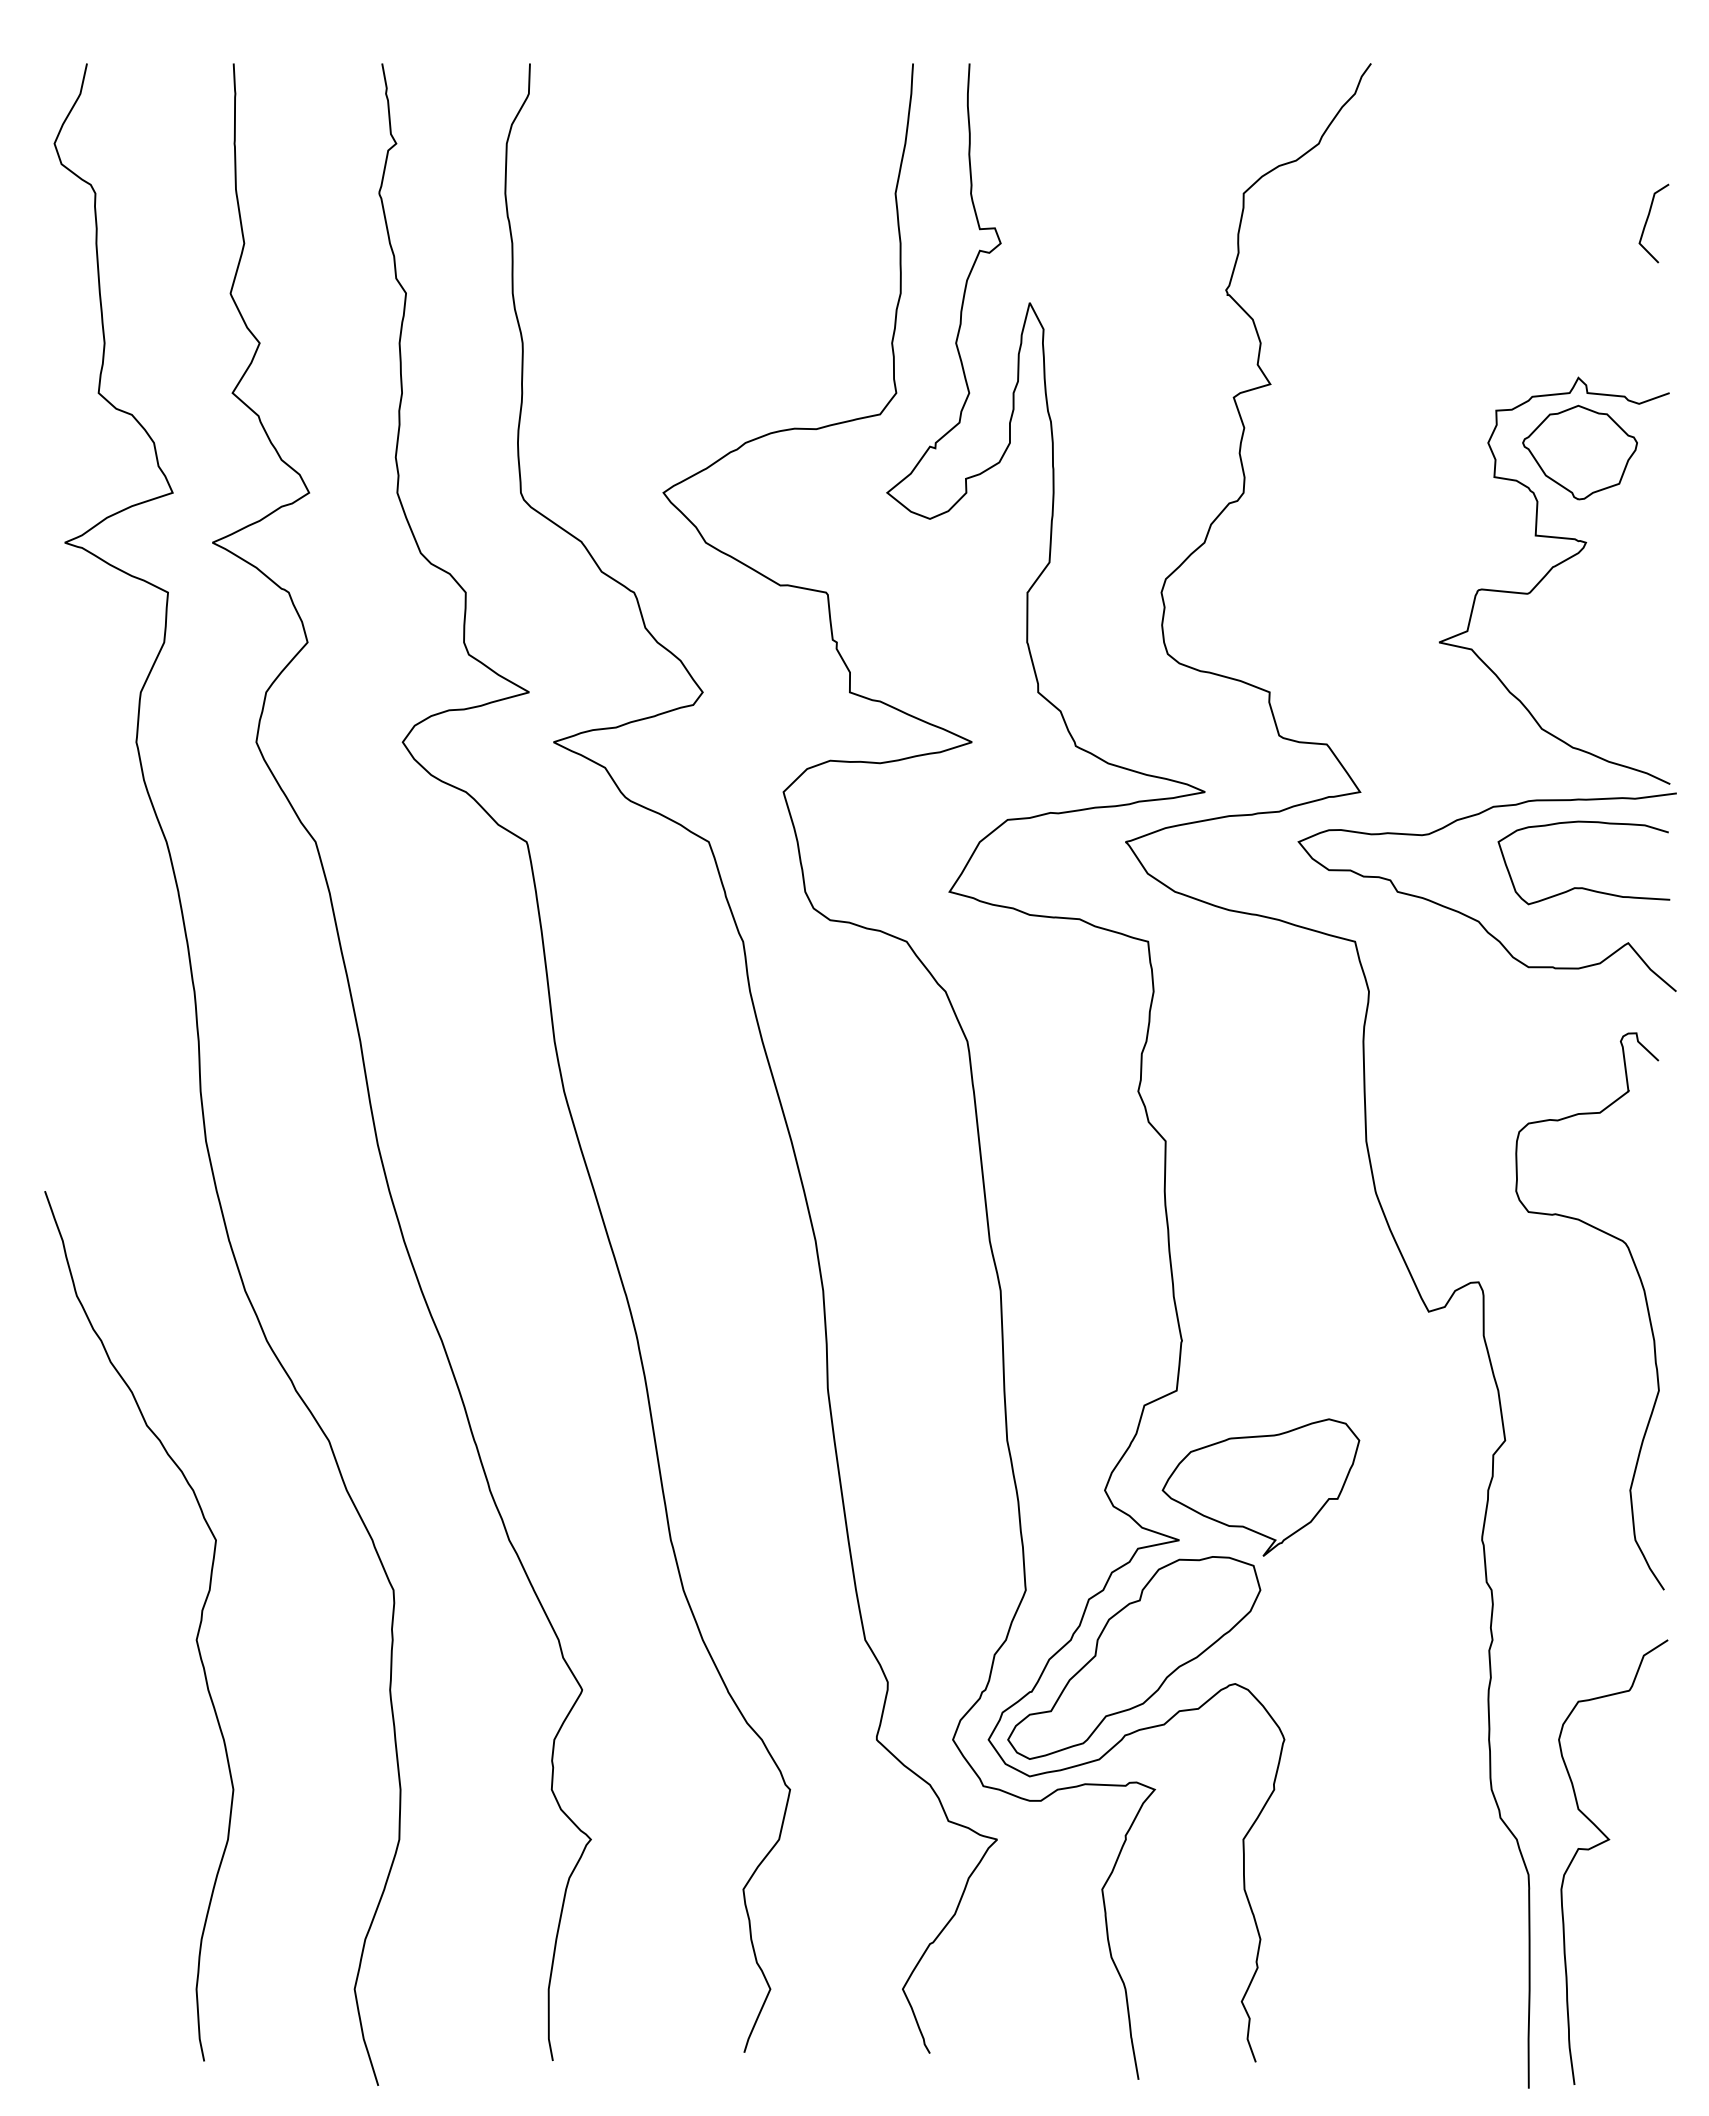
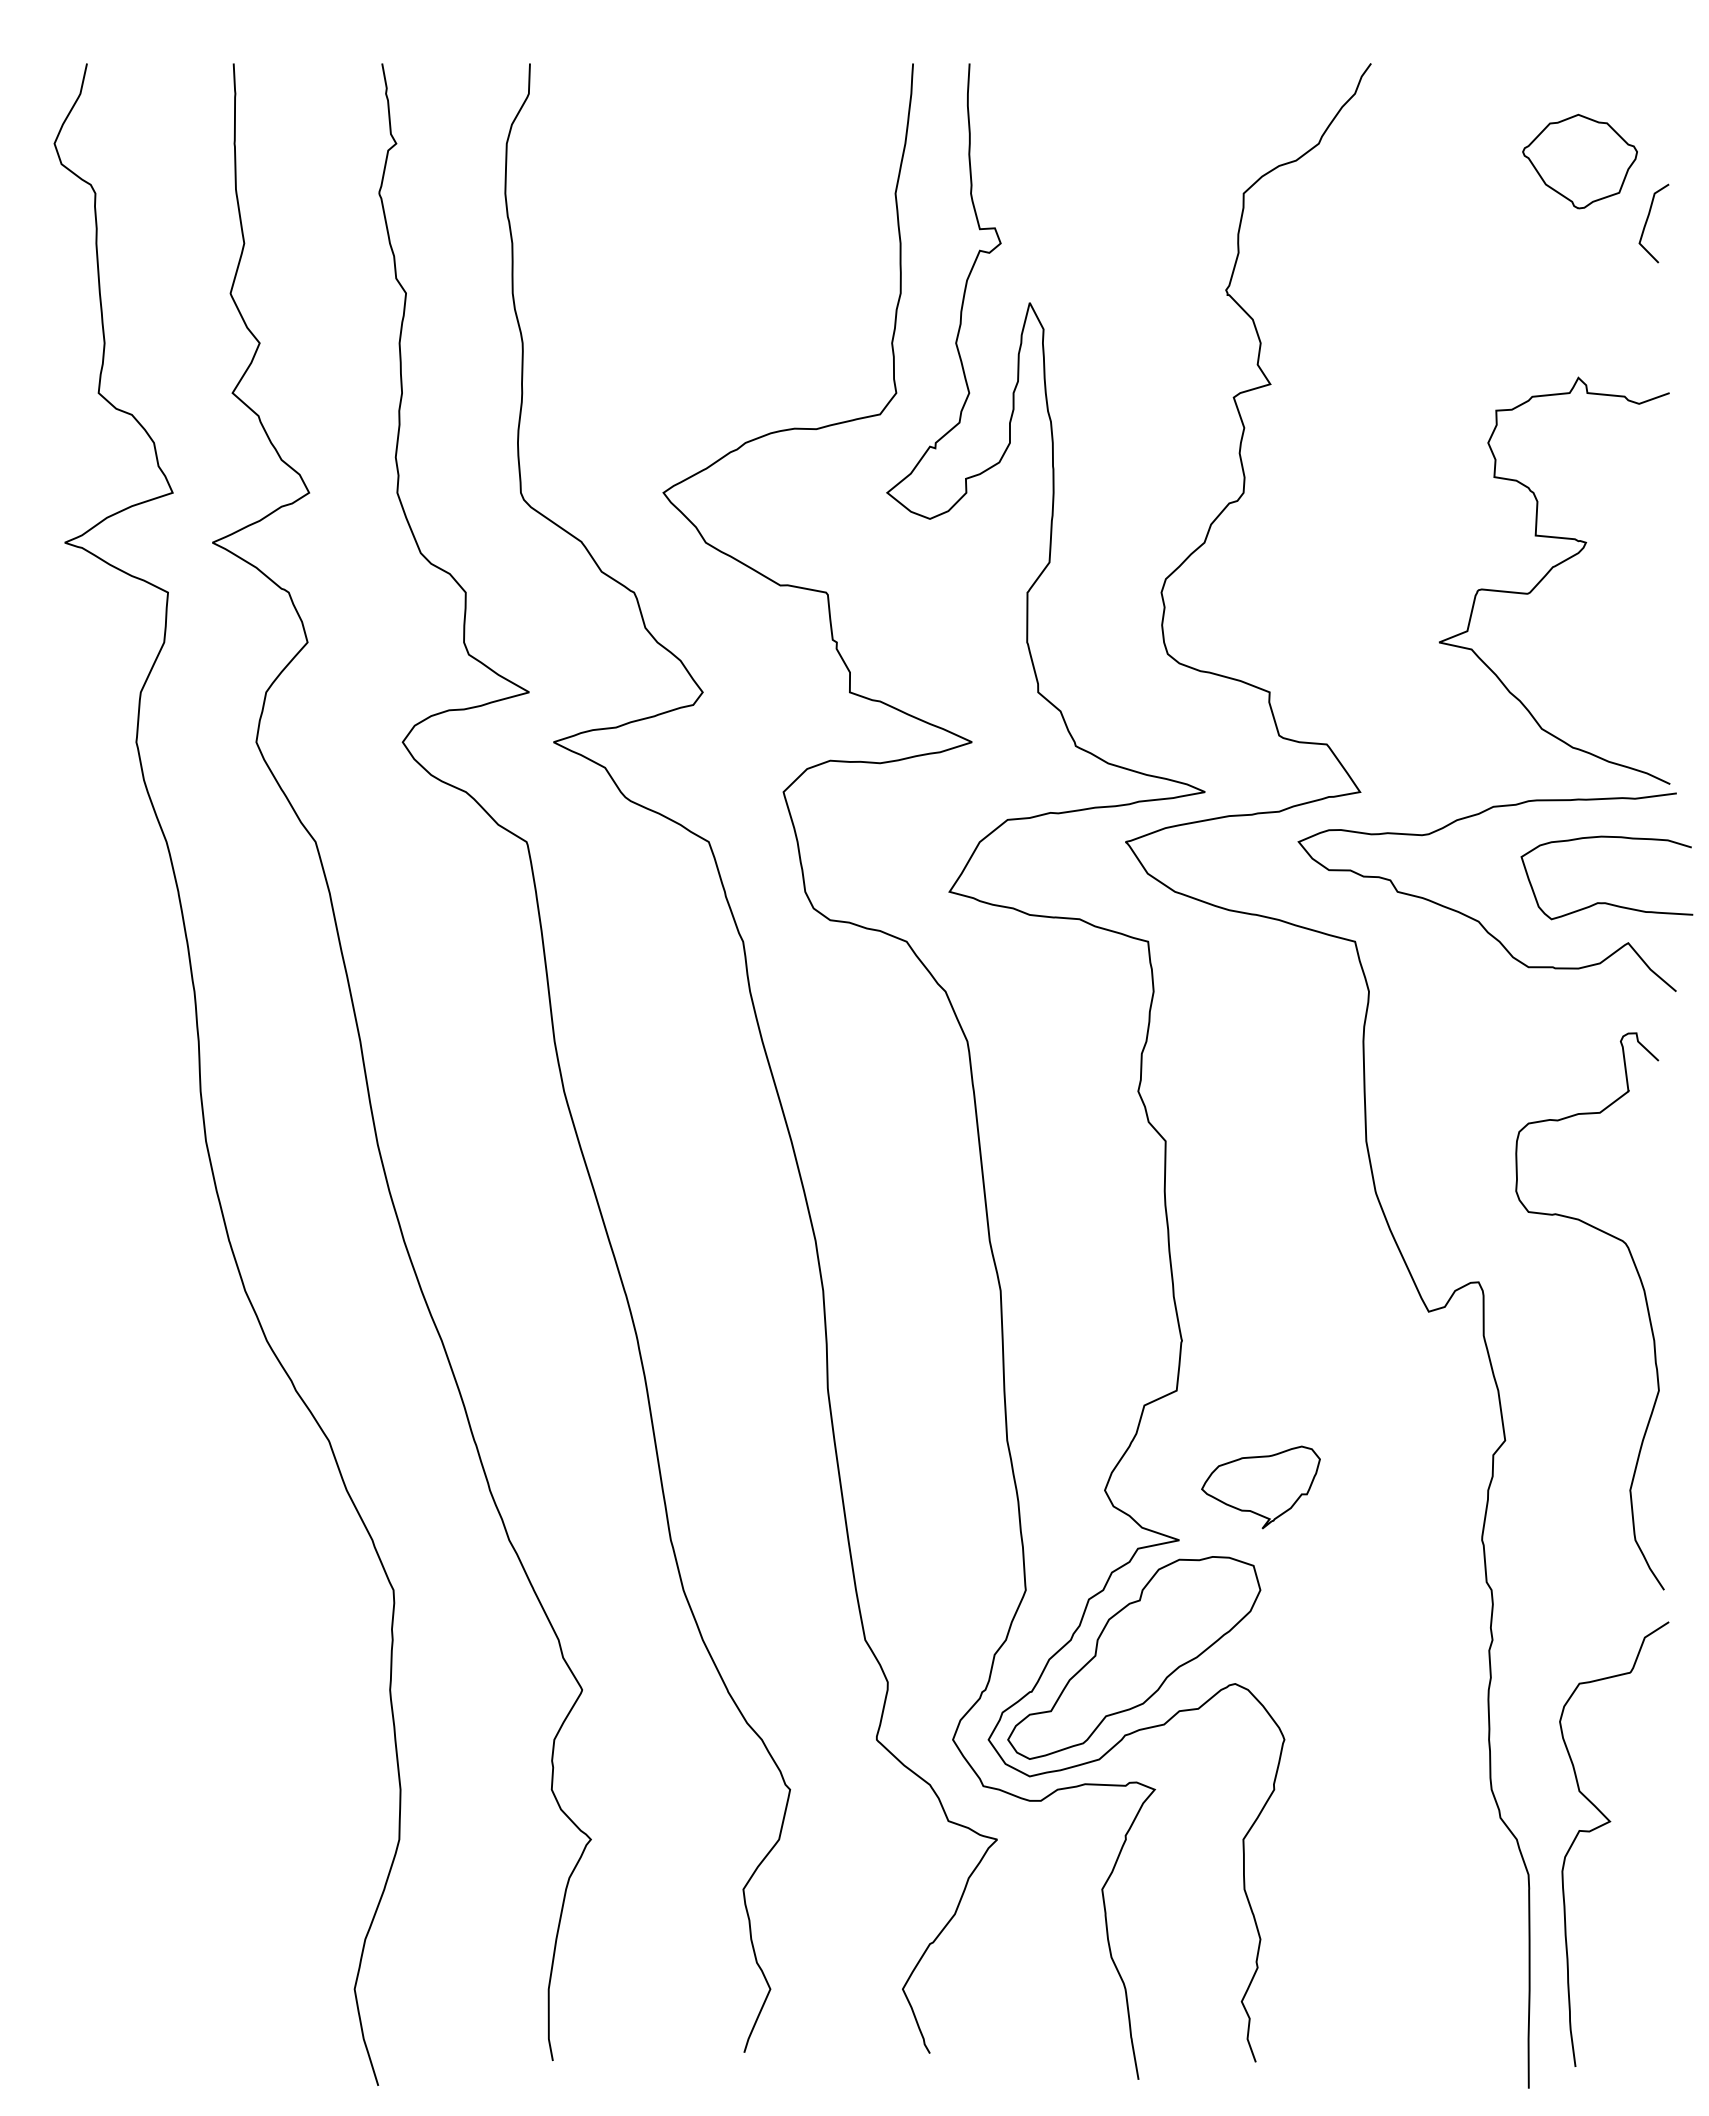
part position: (1579, 452) -> (1579, 161) (1579, 161)
curve position: (1583, 887) -> (1606, 902) (1606, 902)
part size: 200x139 px -> 120x85 px (1260, 1487)
curve: present -> none (195, 1639)
curve position: (1603, 1843) -> (1604, 1825) (1604, 1825)
